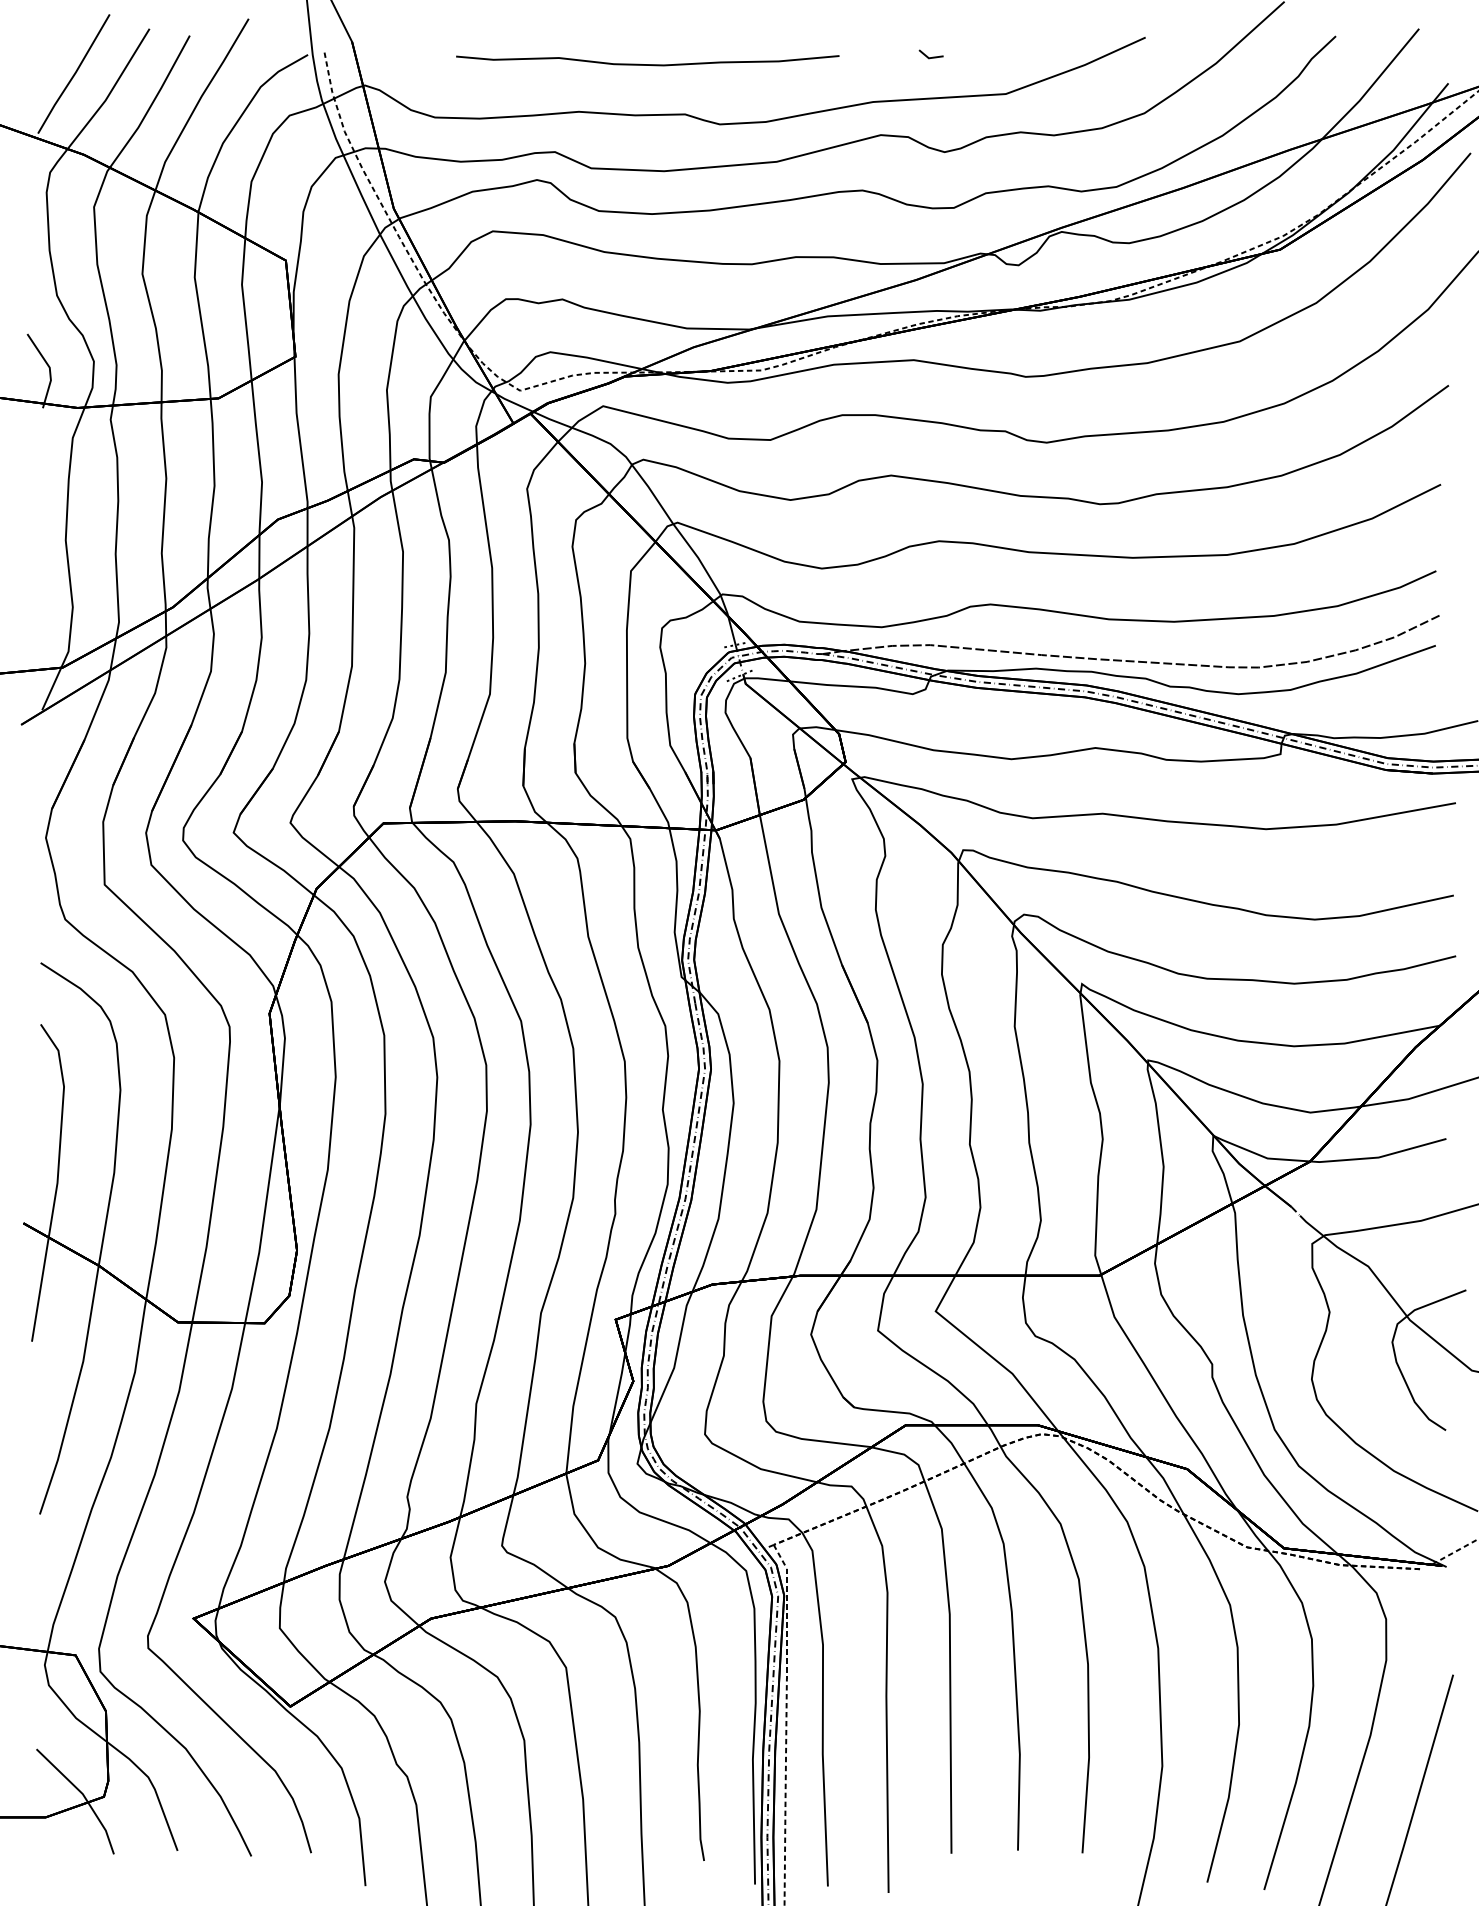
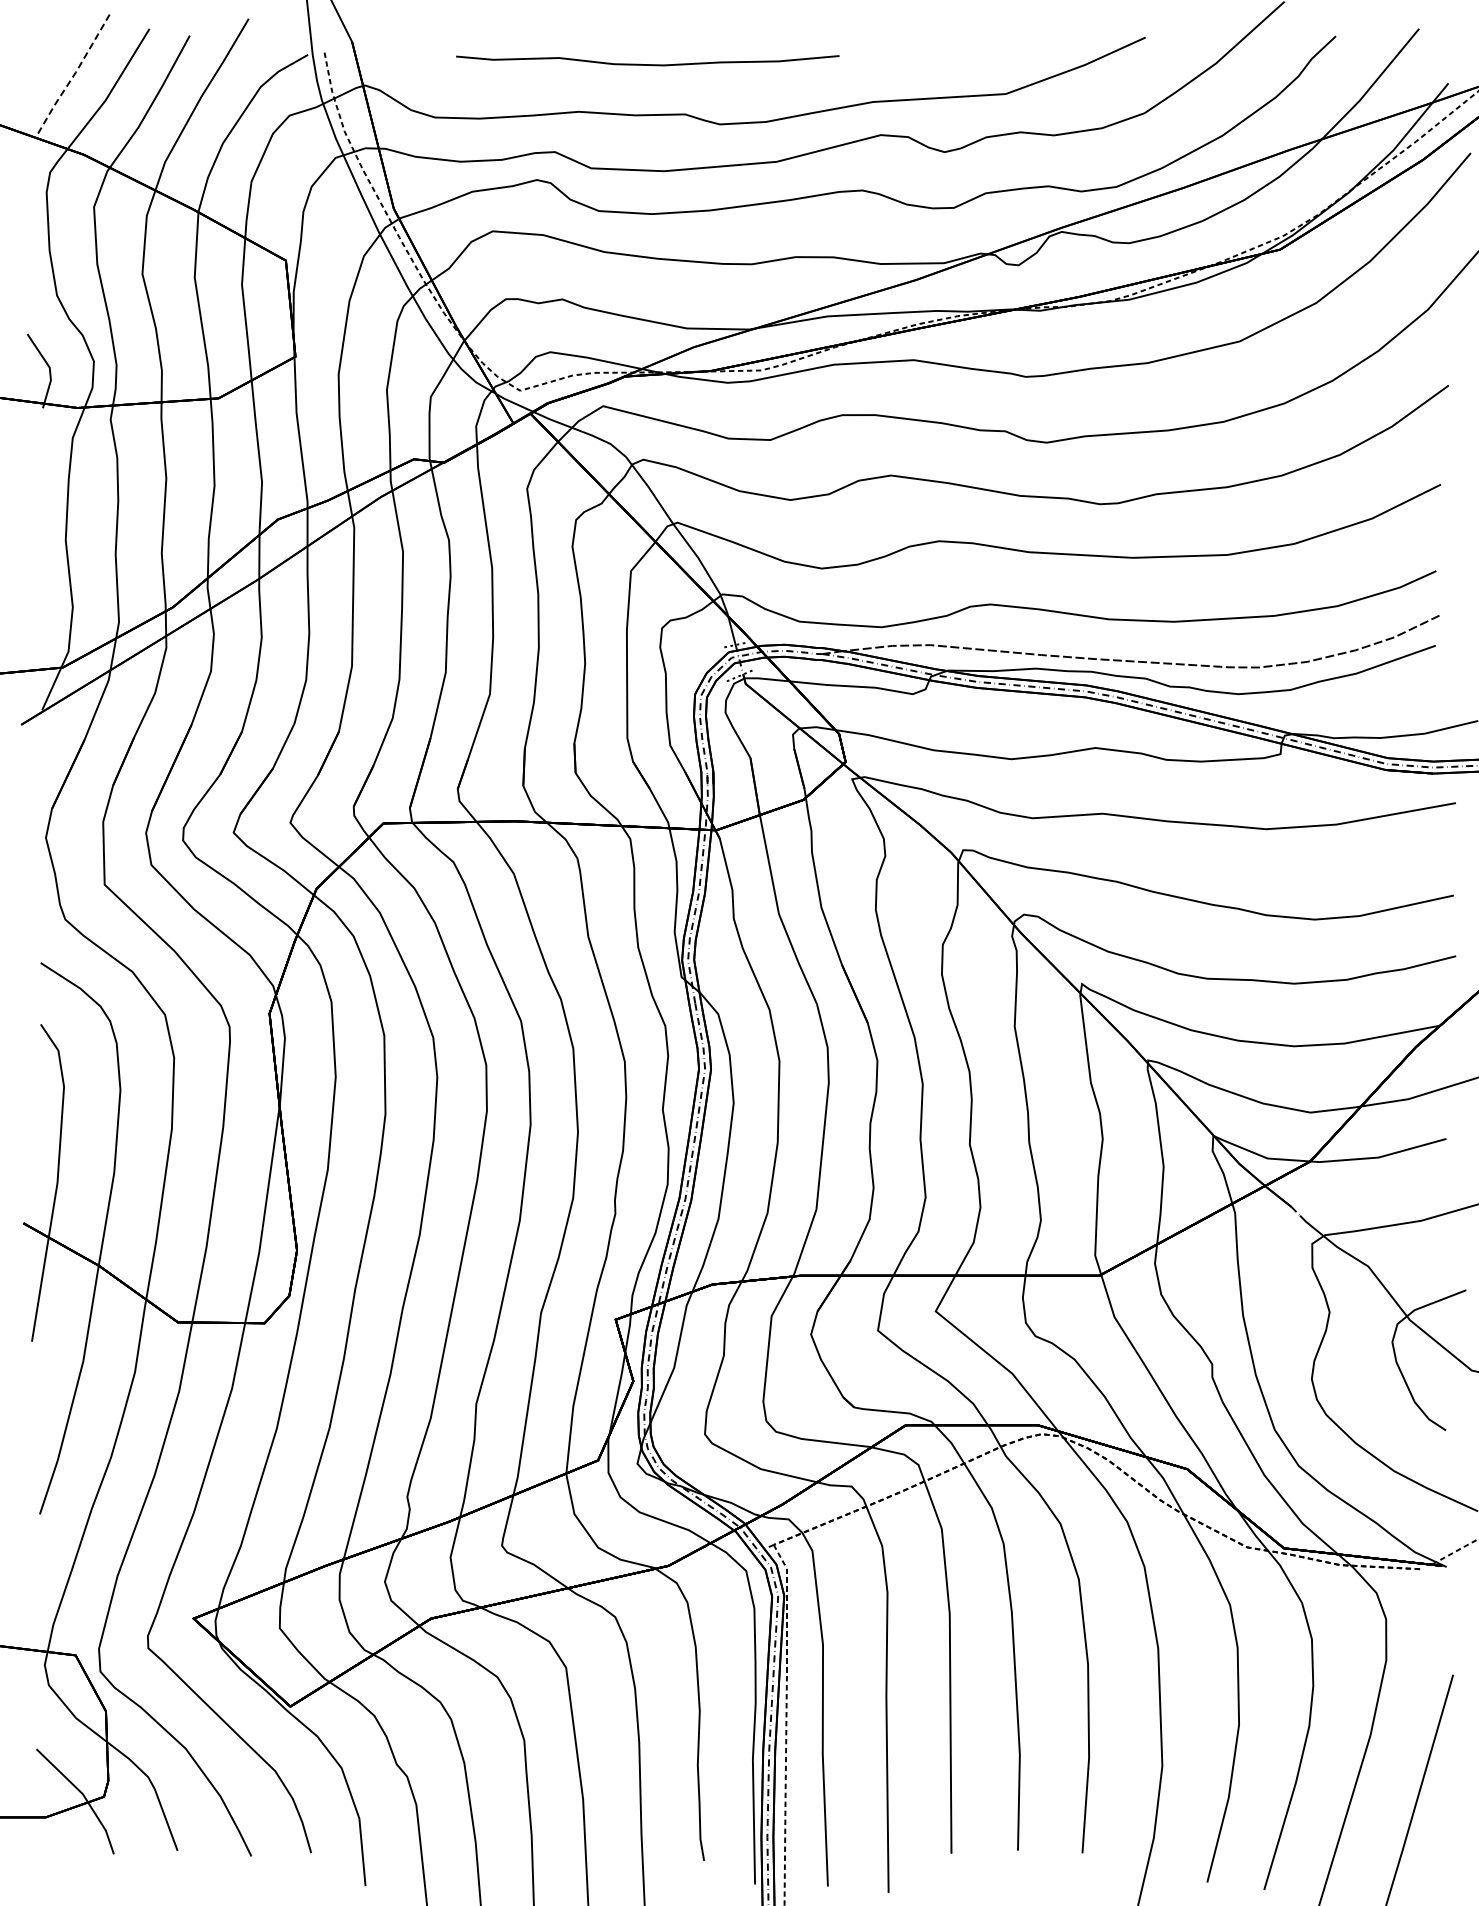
line: present -> none (928, 56)
line: solid -> dashed (74, 74)
